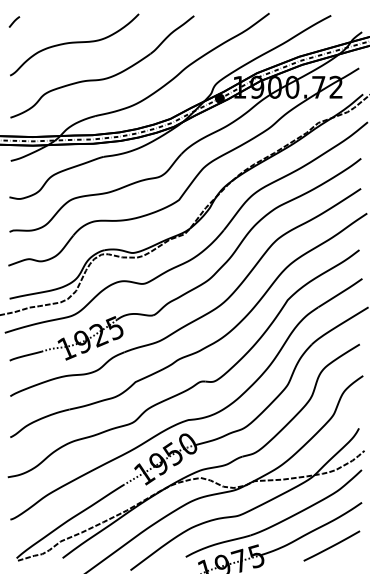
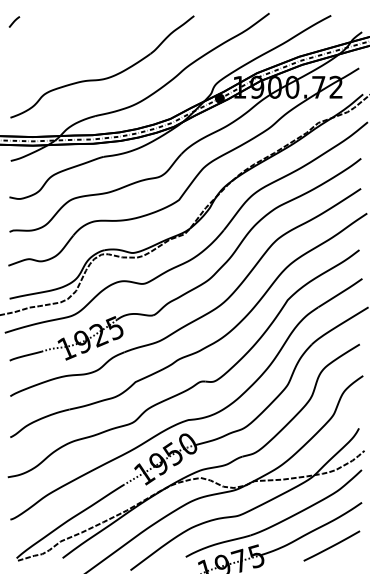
curve: present -> none (74, 43)
